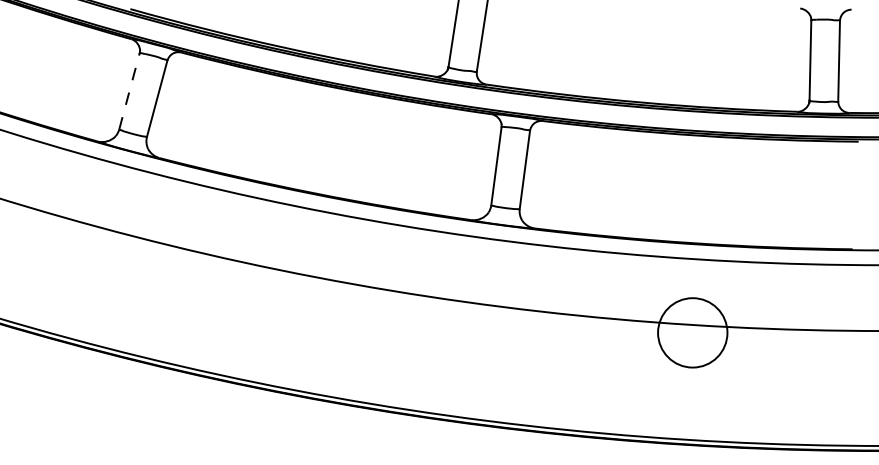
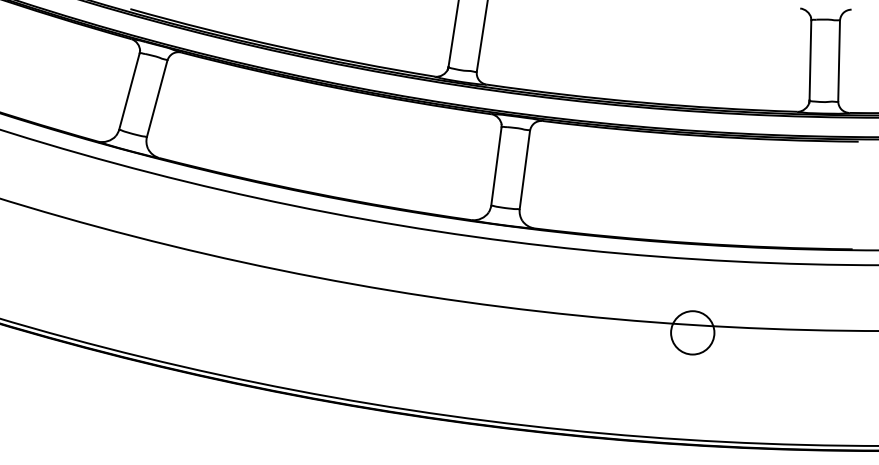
line: dashed -> solid (129, 90)
circle diameter: 69 px -> 43 px (692, 332)
